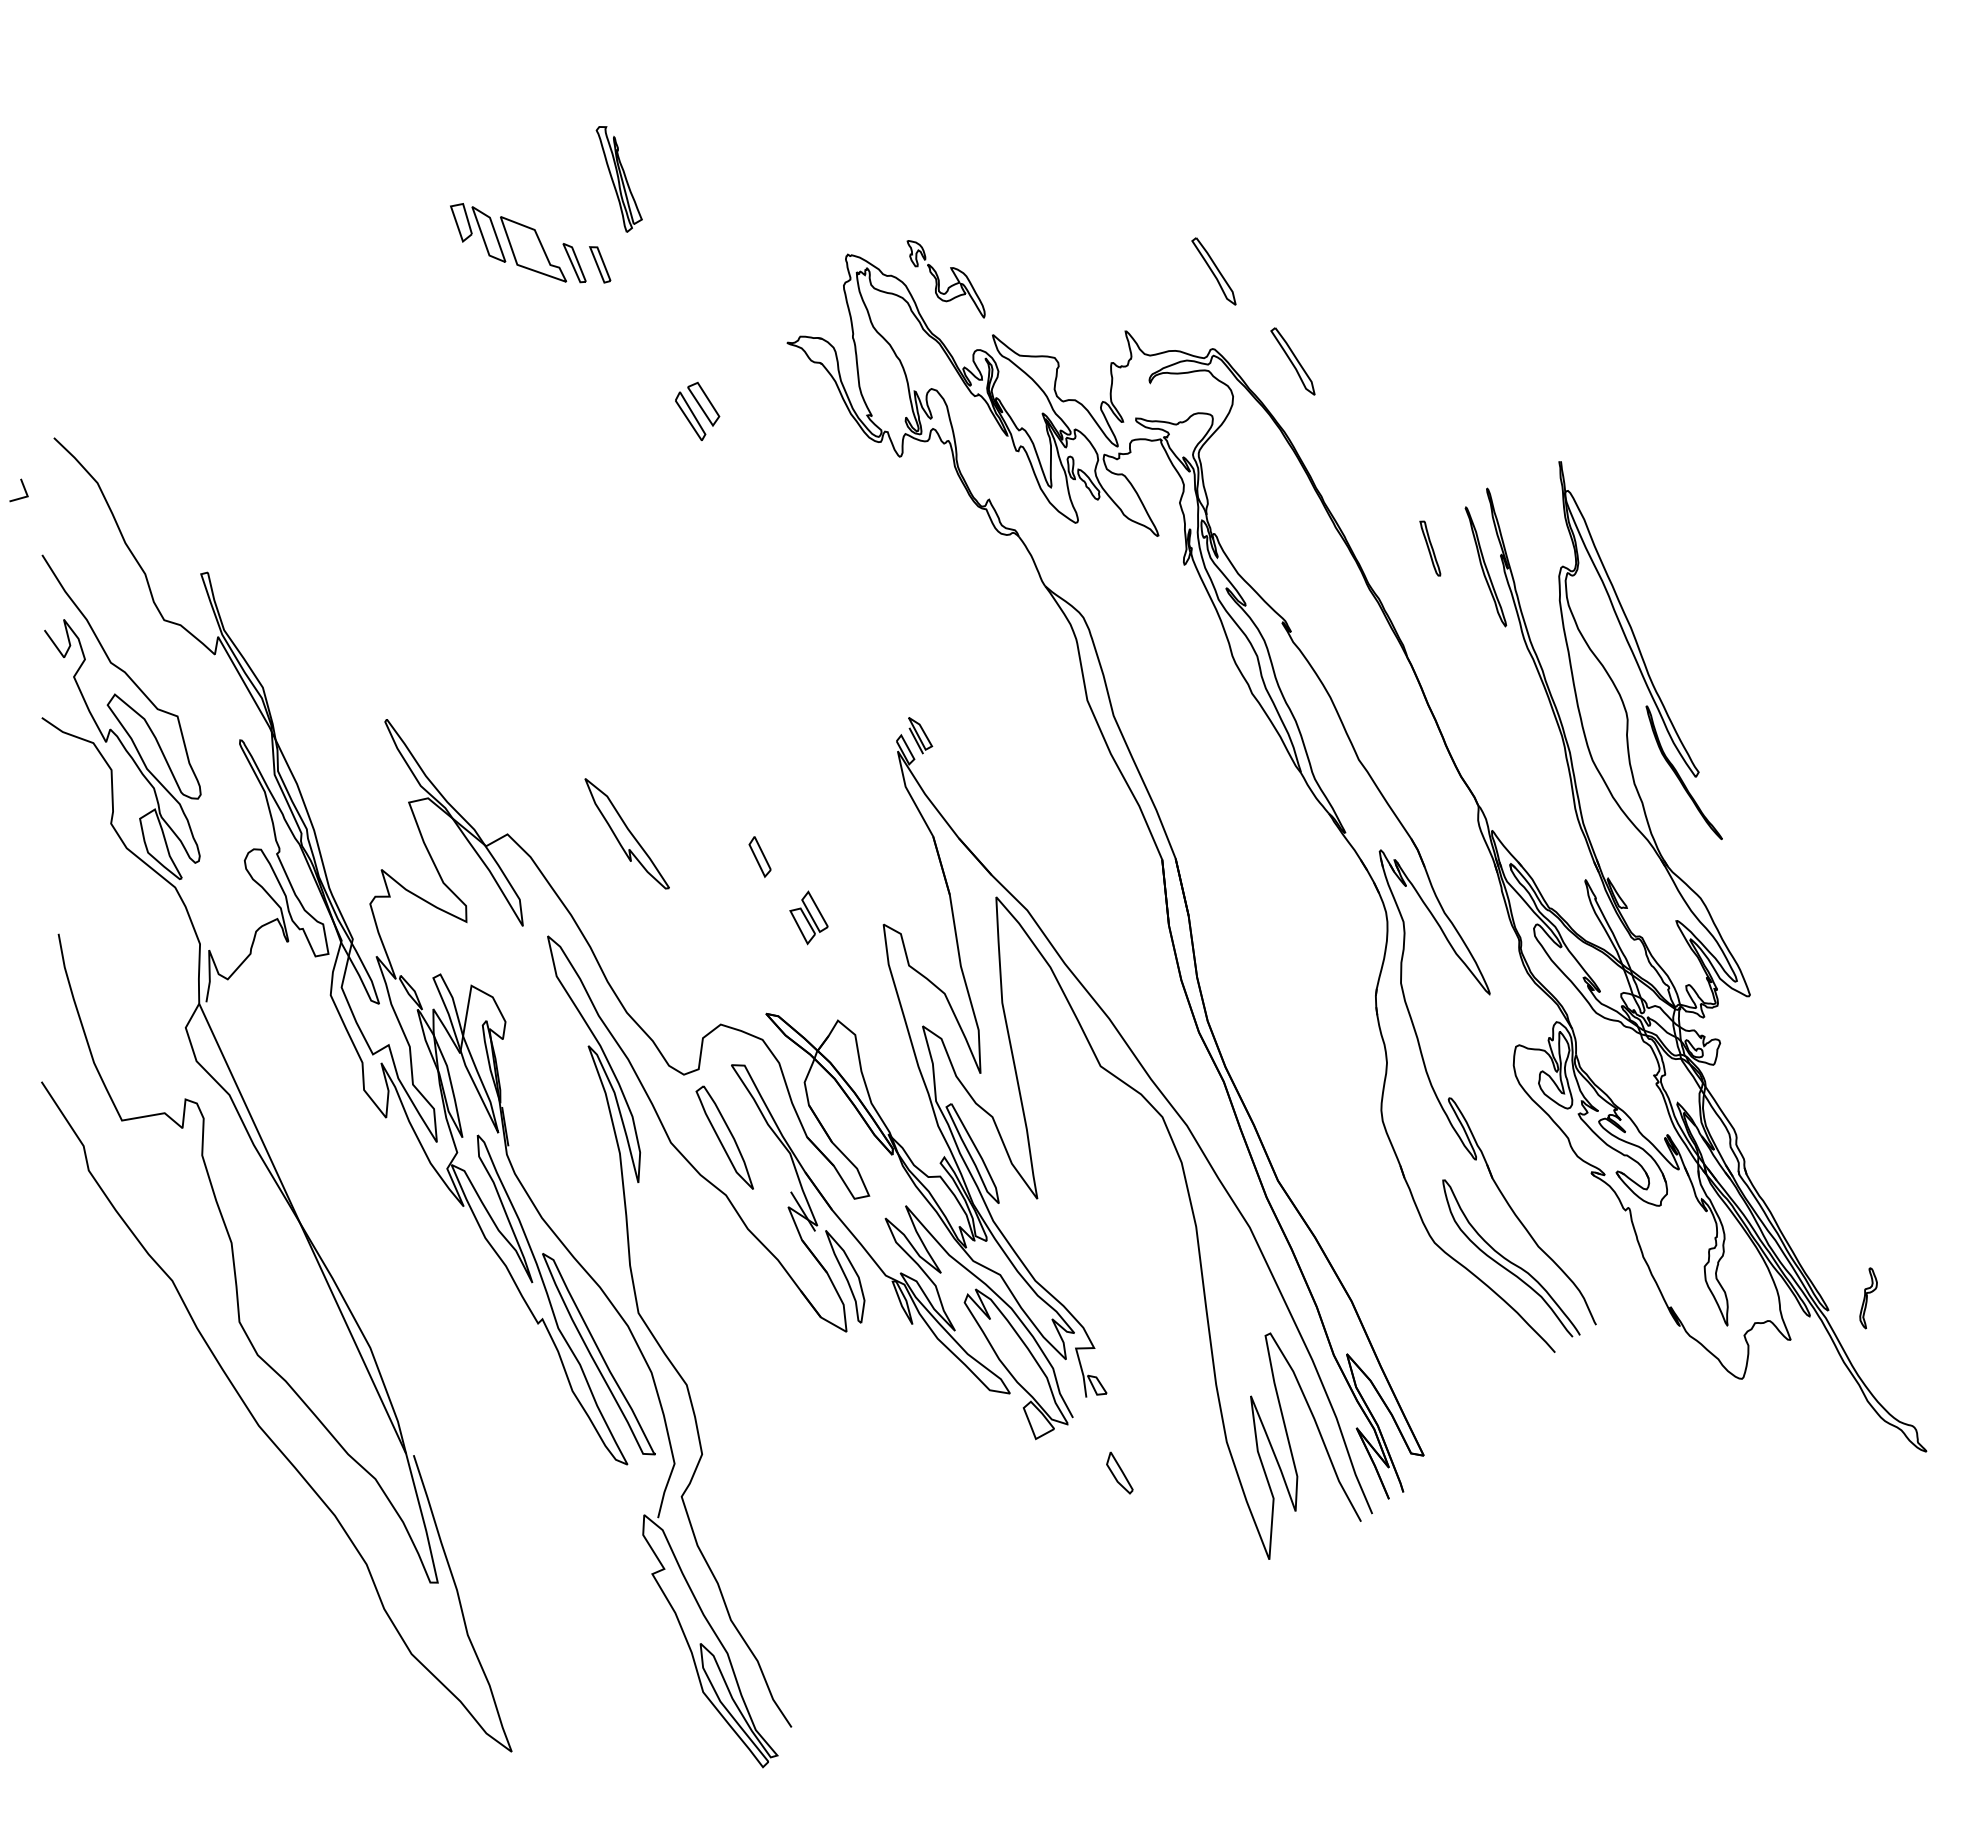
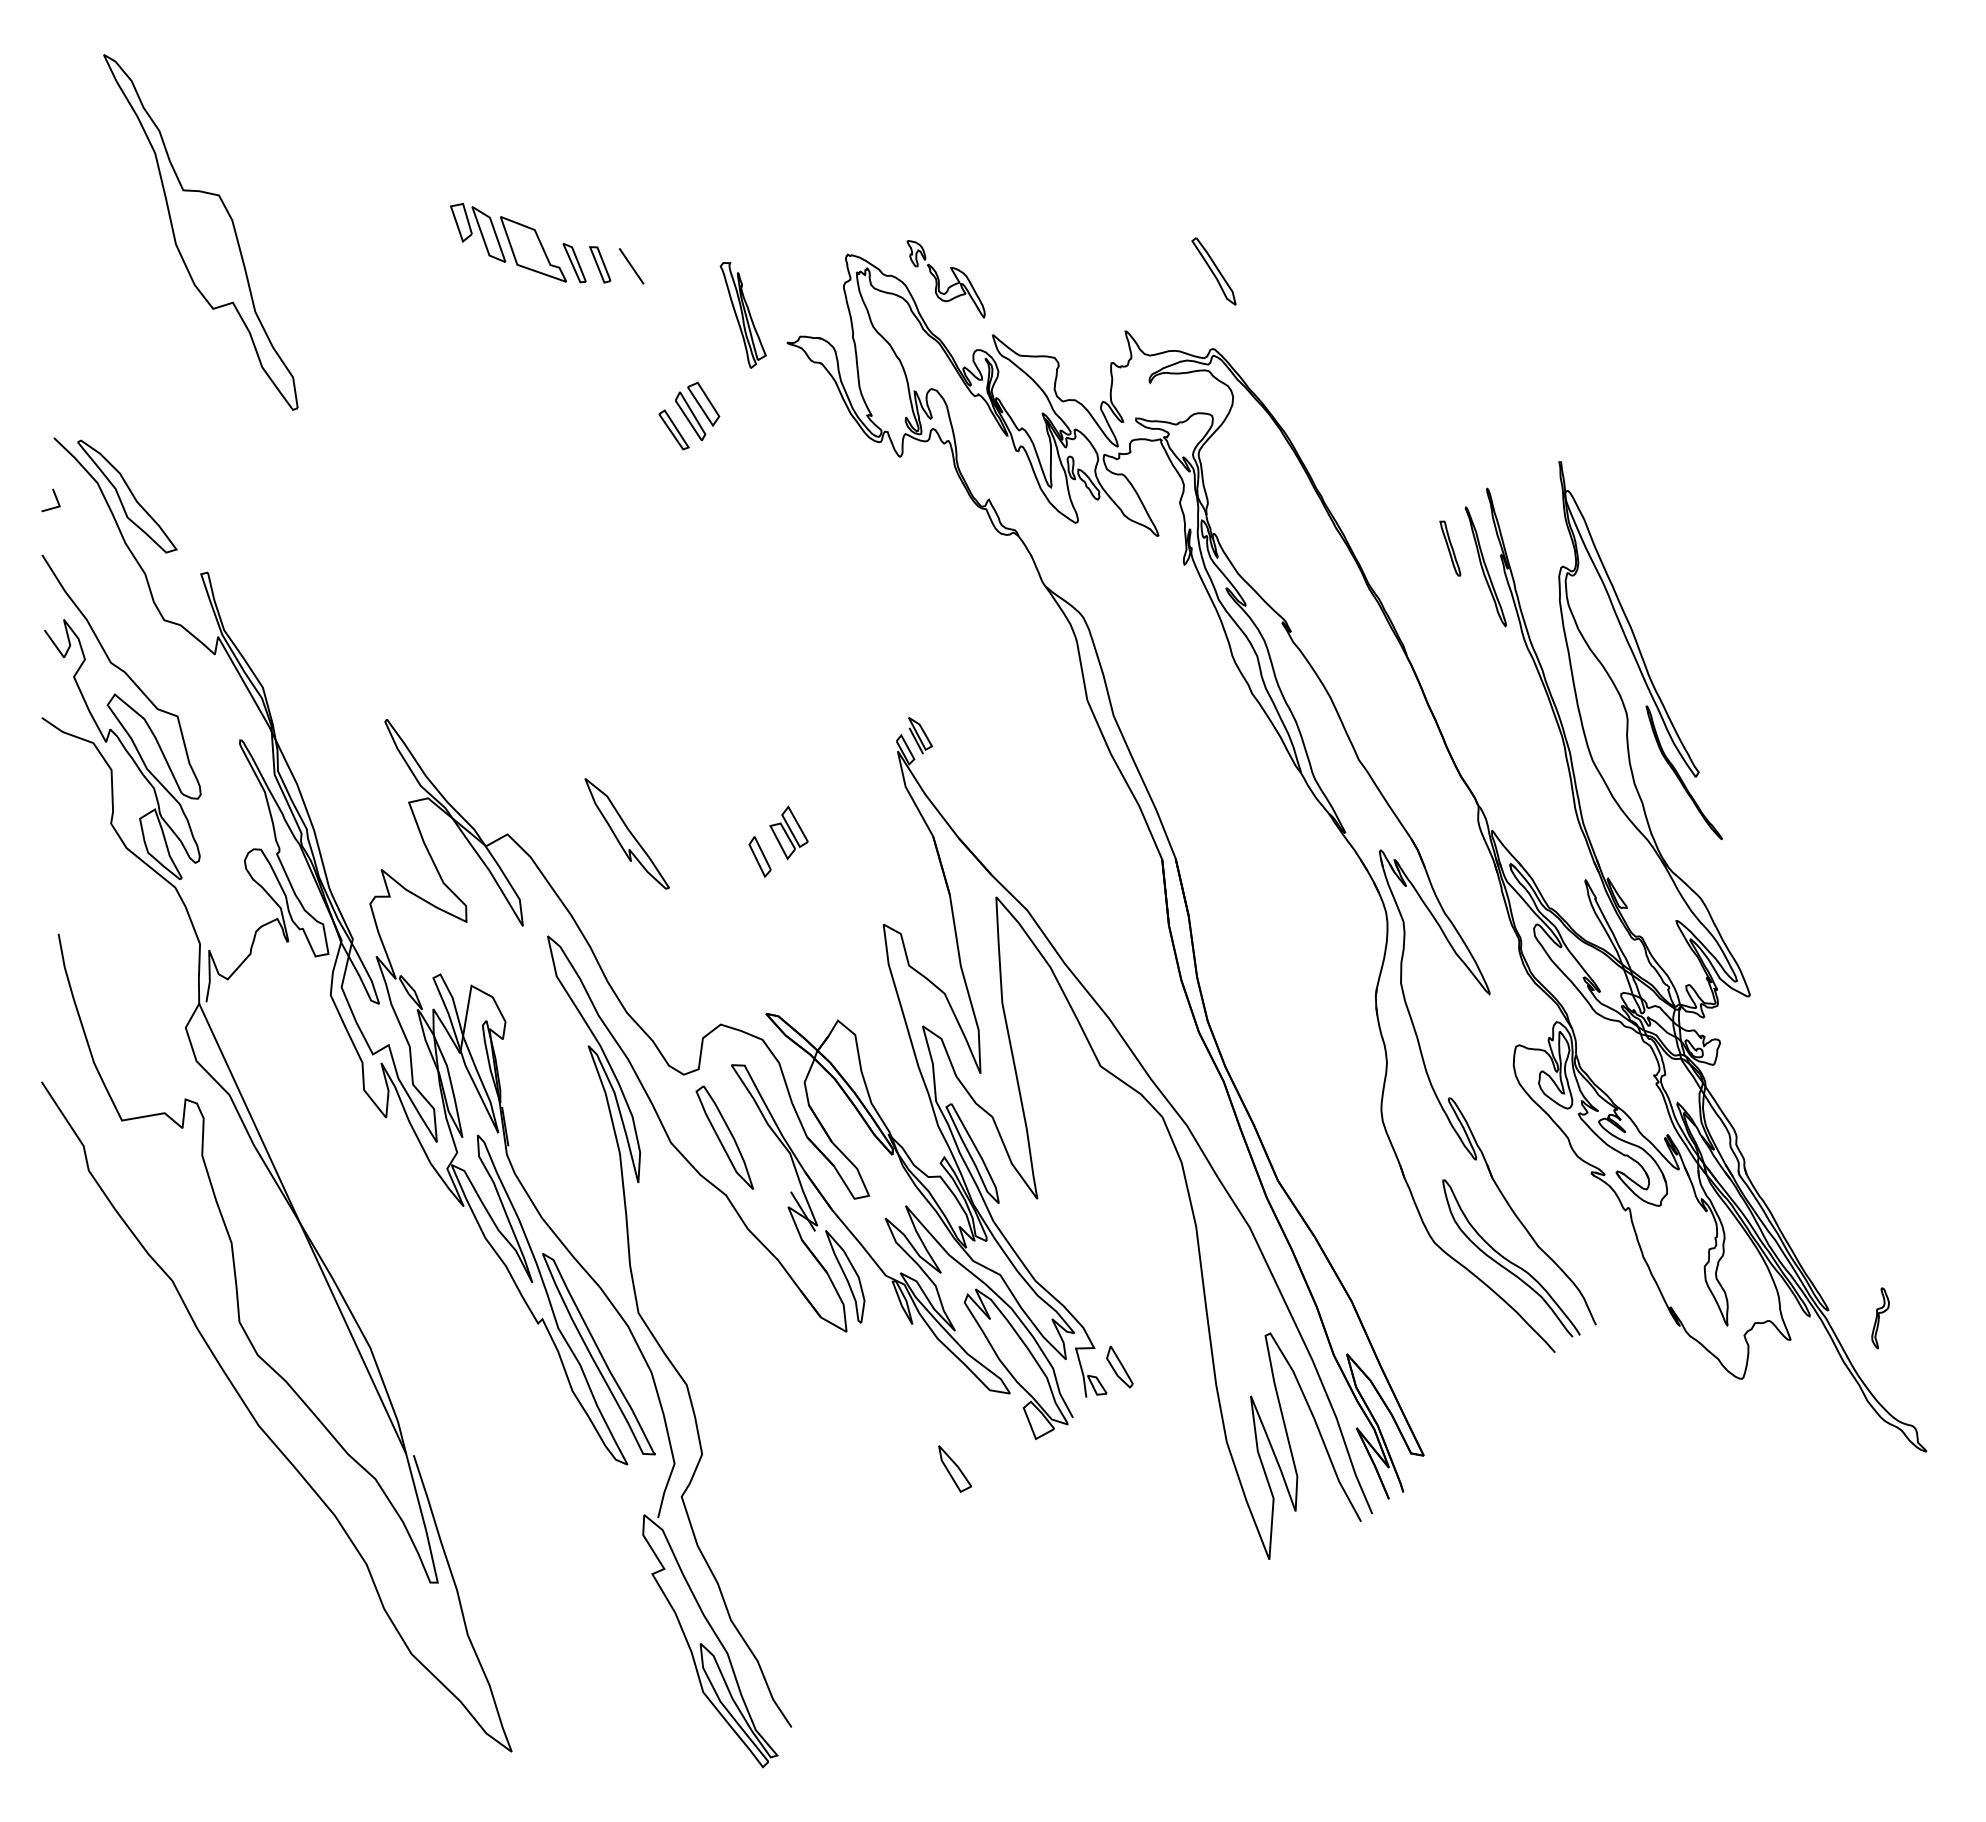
part position: (618, 179) -> (742, 315) (742, 315)
part: none -> present (200, 232)
line: none -> present (631, 266)
part: present -> none (1292, 361)
part: none -> present (673, 429)
line position: (23, 488) -> (55, 498) (55, 498)
part: none -> present (127, 496)
part position: (1430, 548) -> (1450, 548) (1450, 548)
part position: (808, 917) -> (788, 832) (788, 832)
part position: (1868, 1298) -> (1880, 1318) (1880, 1318)
part: none -> present (954, 1468)
part position: (1119, 1472) -> (1119, 1366) (1119, 1366)
